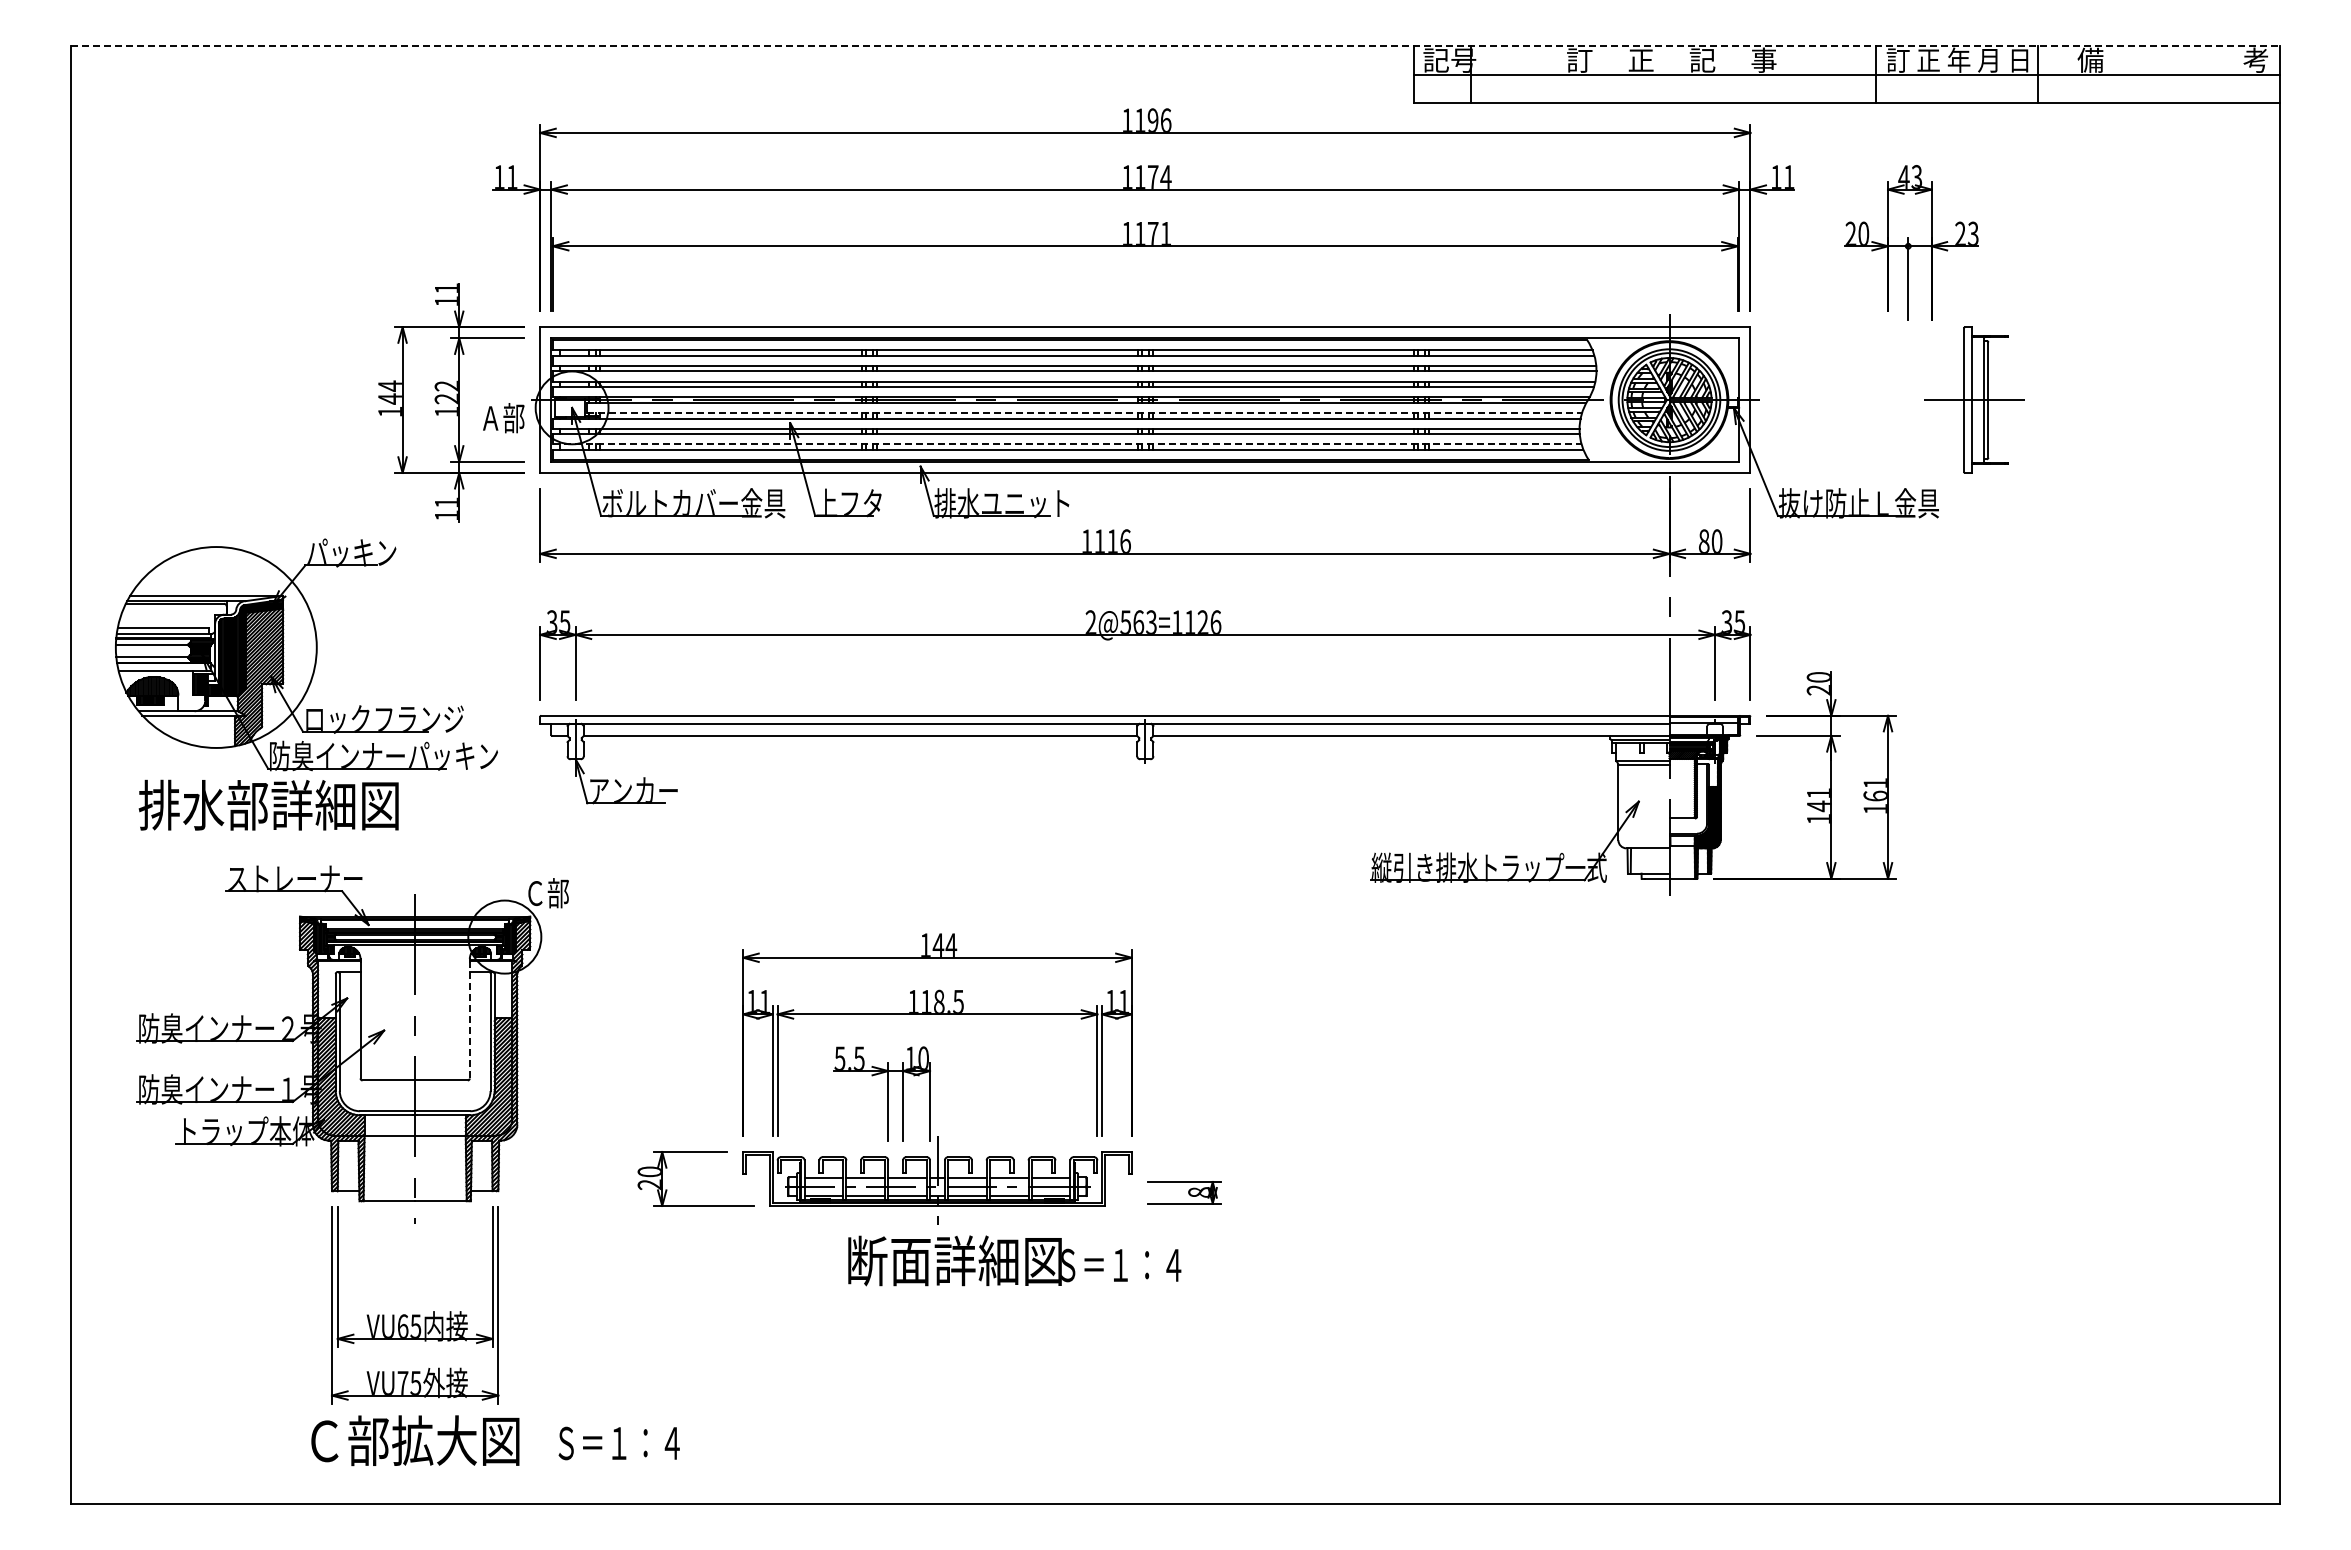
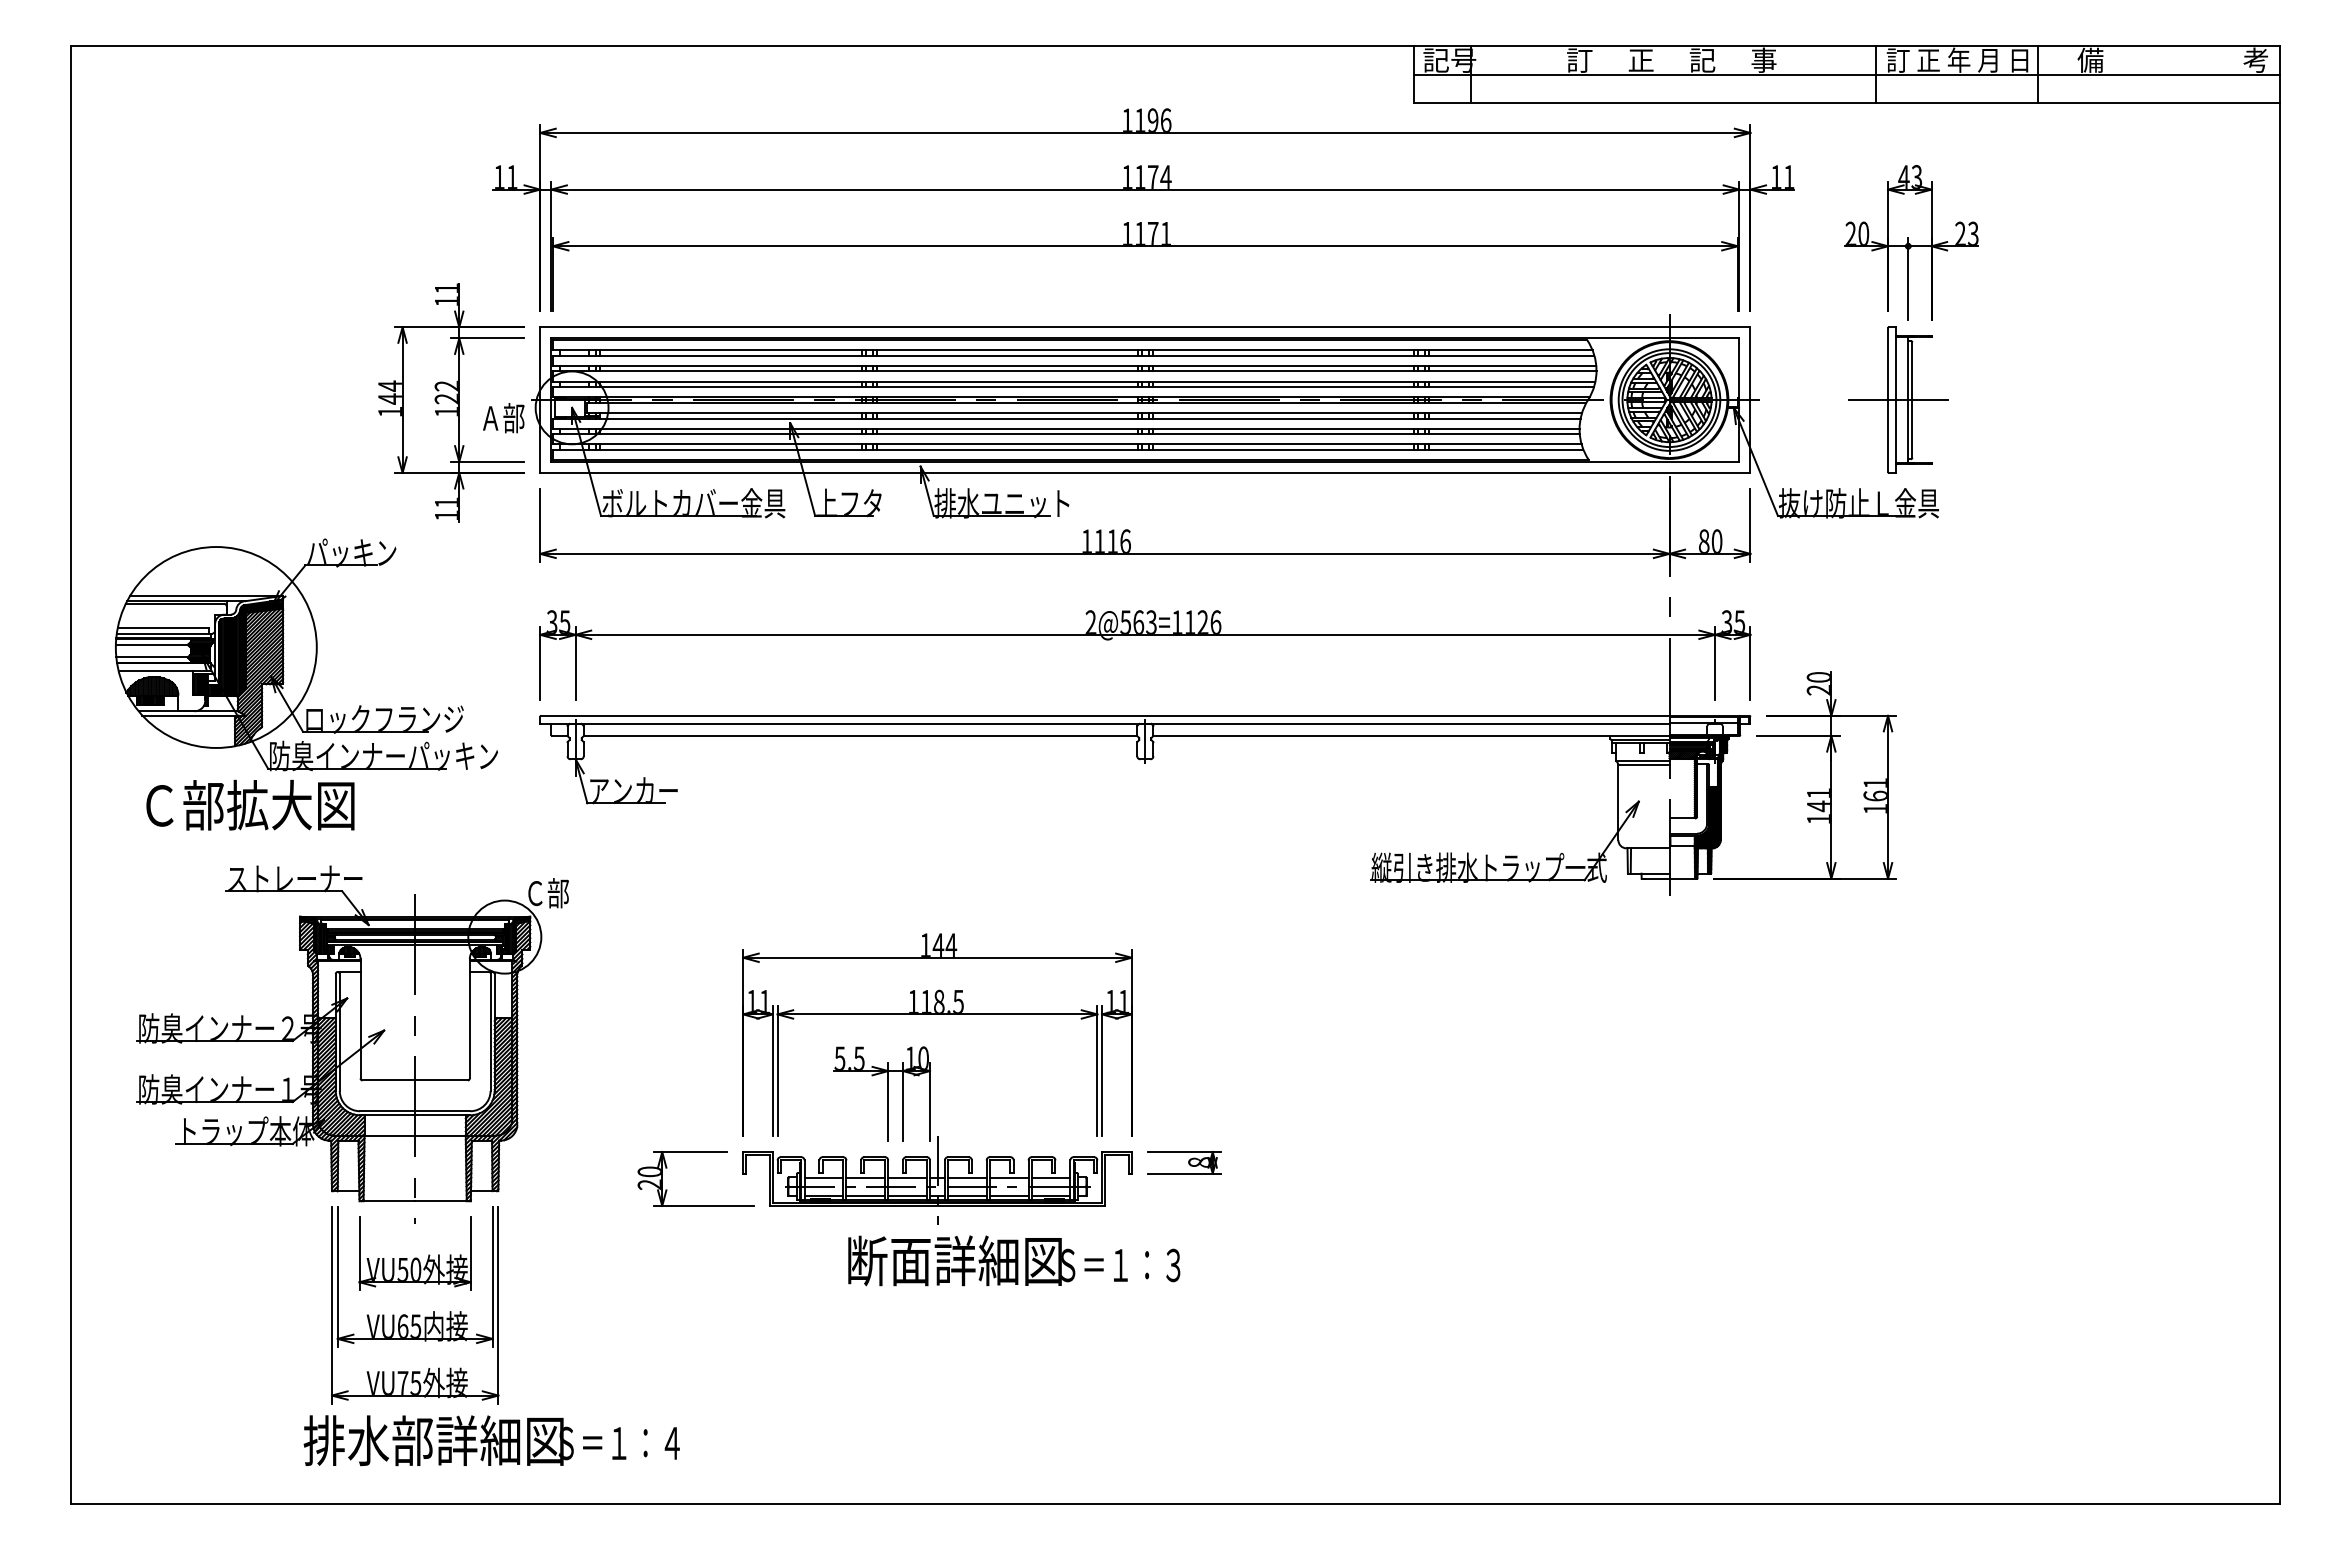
line: dashed -> solid (1175, 46)
part position: (1974, 399) -> (1898, 399) (1898, 399)
line: dashed -> solid (1085, 412)
line: dashed -> solid (1067, 444)
text: 排水部詳細図 -> Ｃ部拡大図 (268, 804)
line: dashed -> solid (469, 1018)
part position: (1184, 1192) -> (1184, 1162) (1184, 1162)
part: none -> present (414, 1253)
text: Ｓ＝１：４ -> Ｓ＝１：３ (1173, 1265)
text: Ｃ部拡大図 -> 排水部詳細図 (433, 1440)
